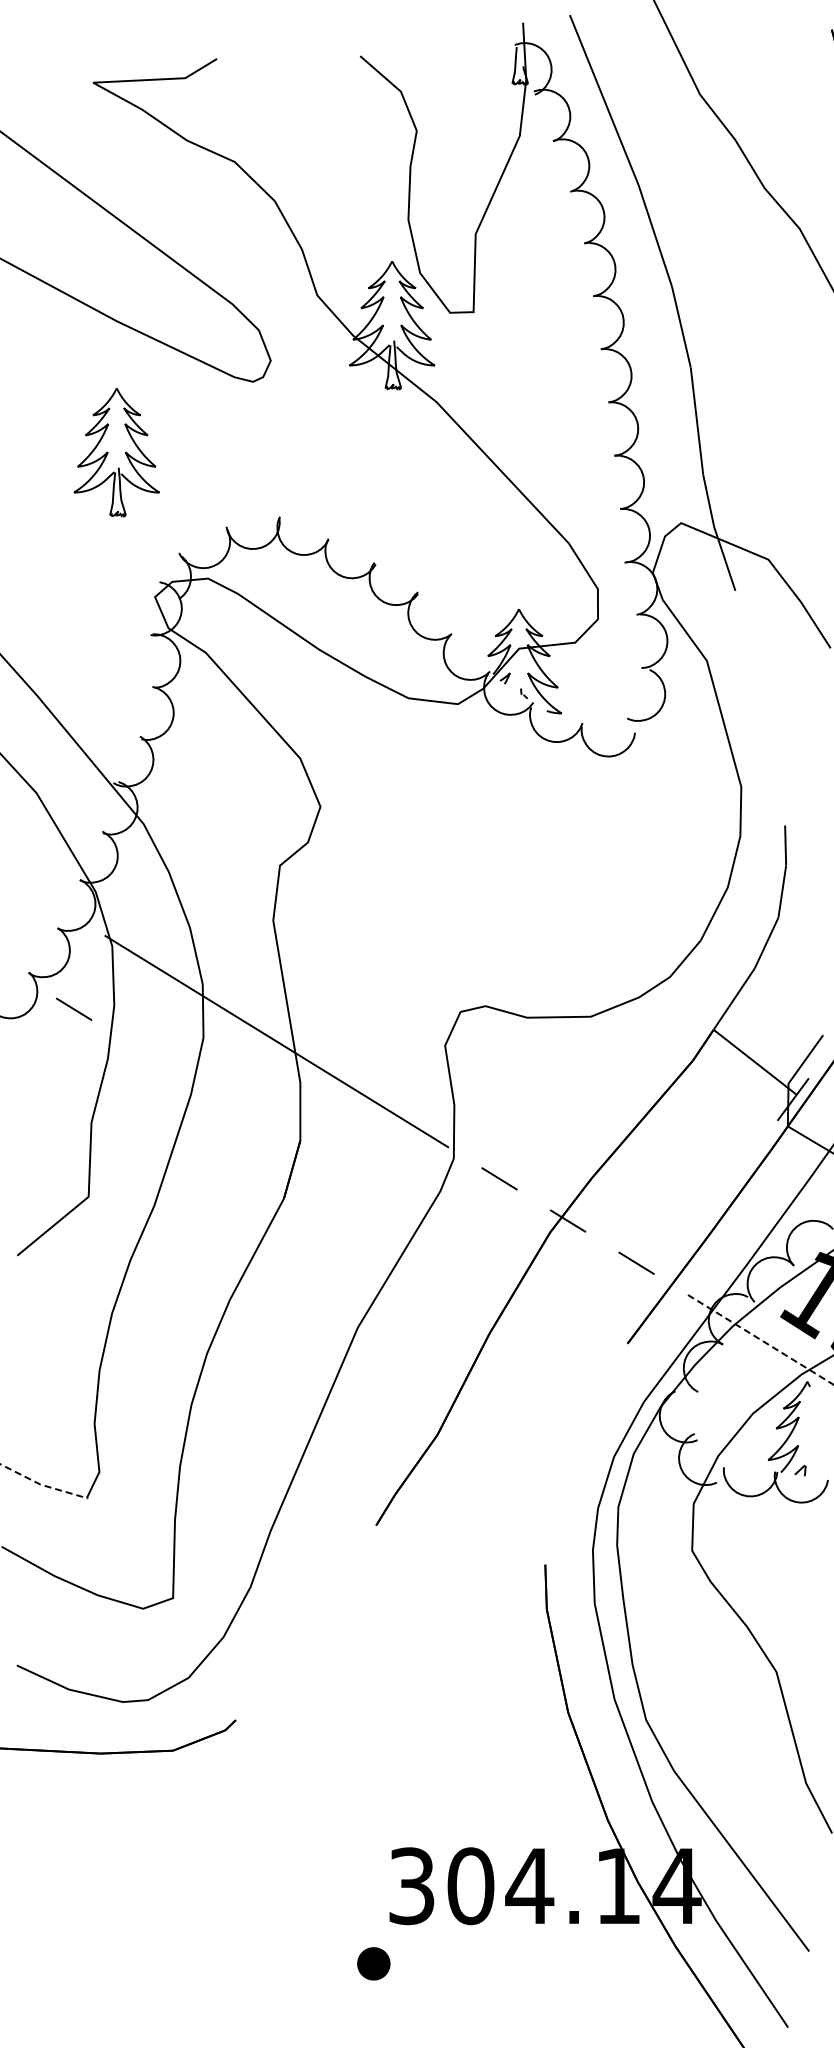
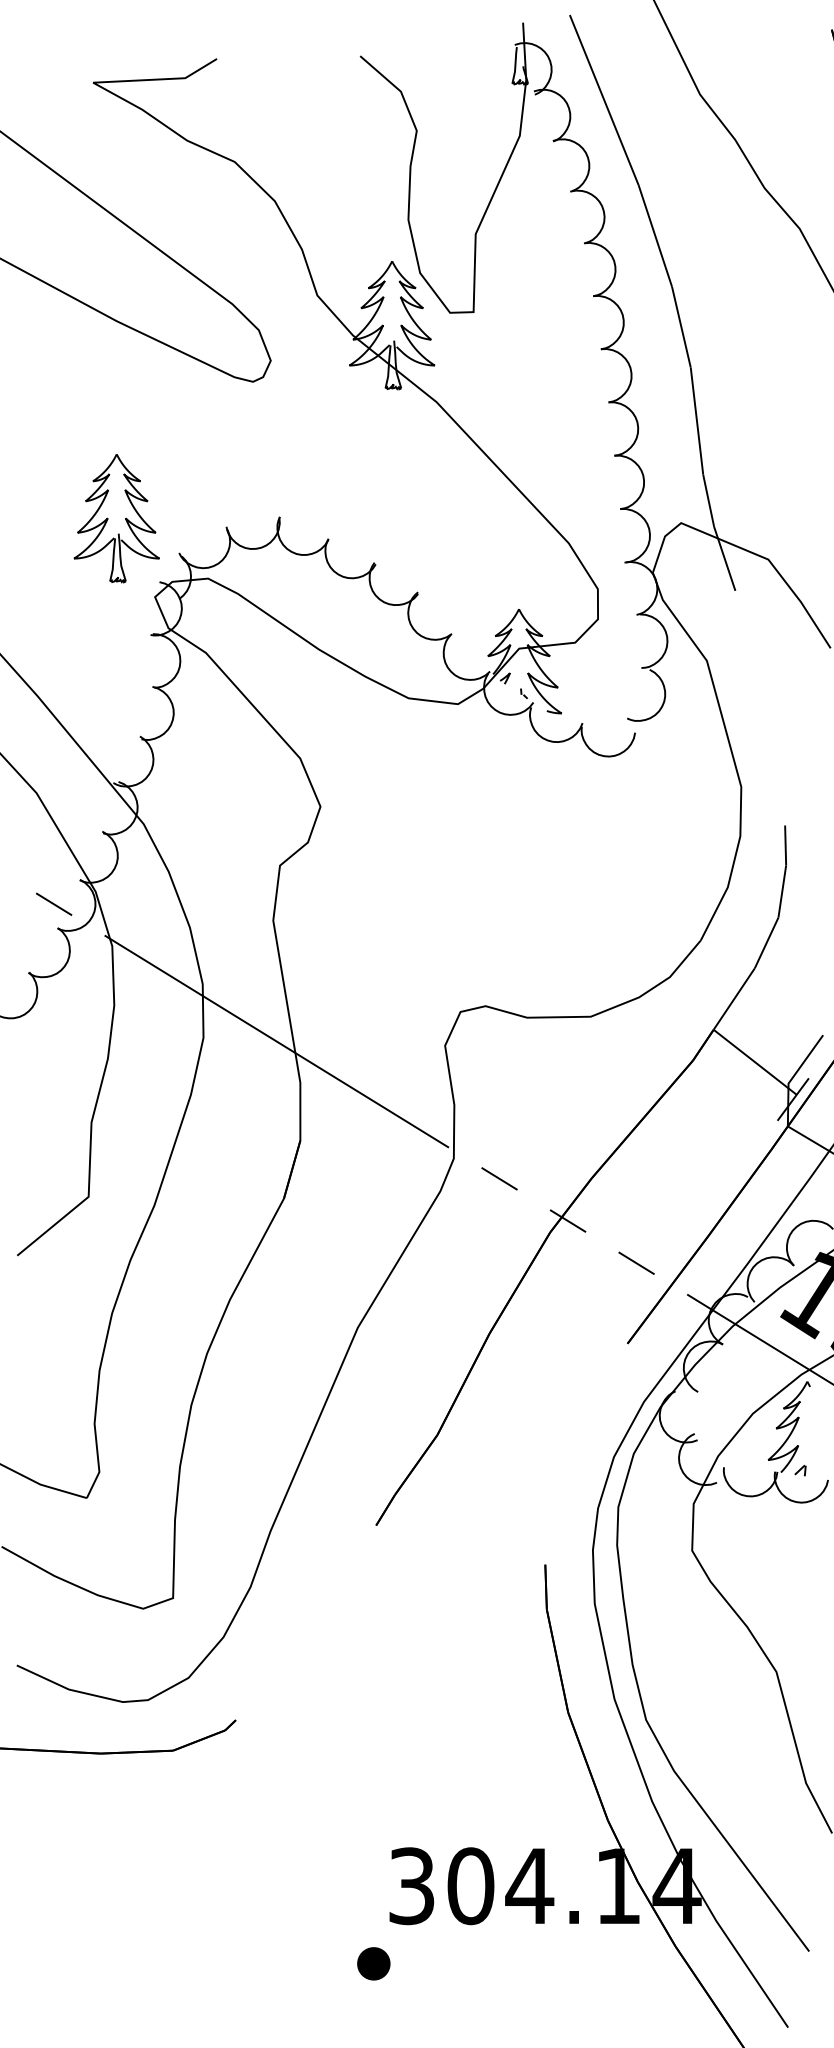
part position: (116, 452) -> (116, 518) (116, 518)
line position: (74, 1008) -> (54, 903) (54, 903)
line: dashed -> solid (761, 1340)
line: dashed -> solid (42, 1485)
